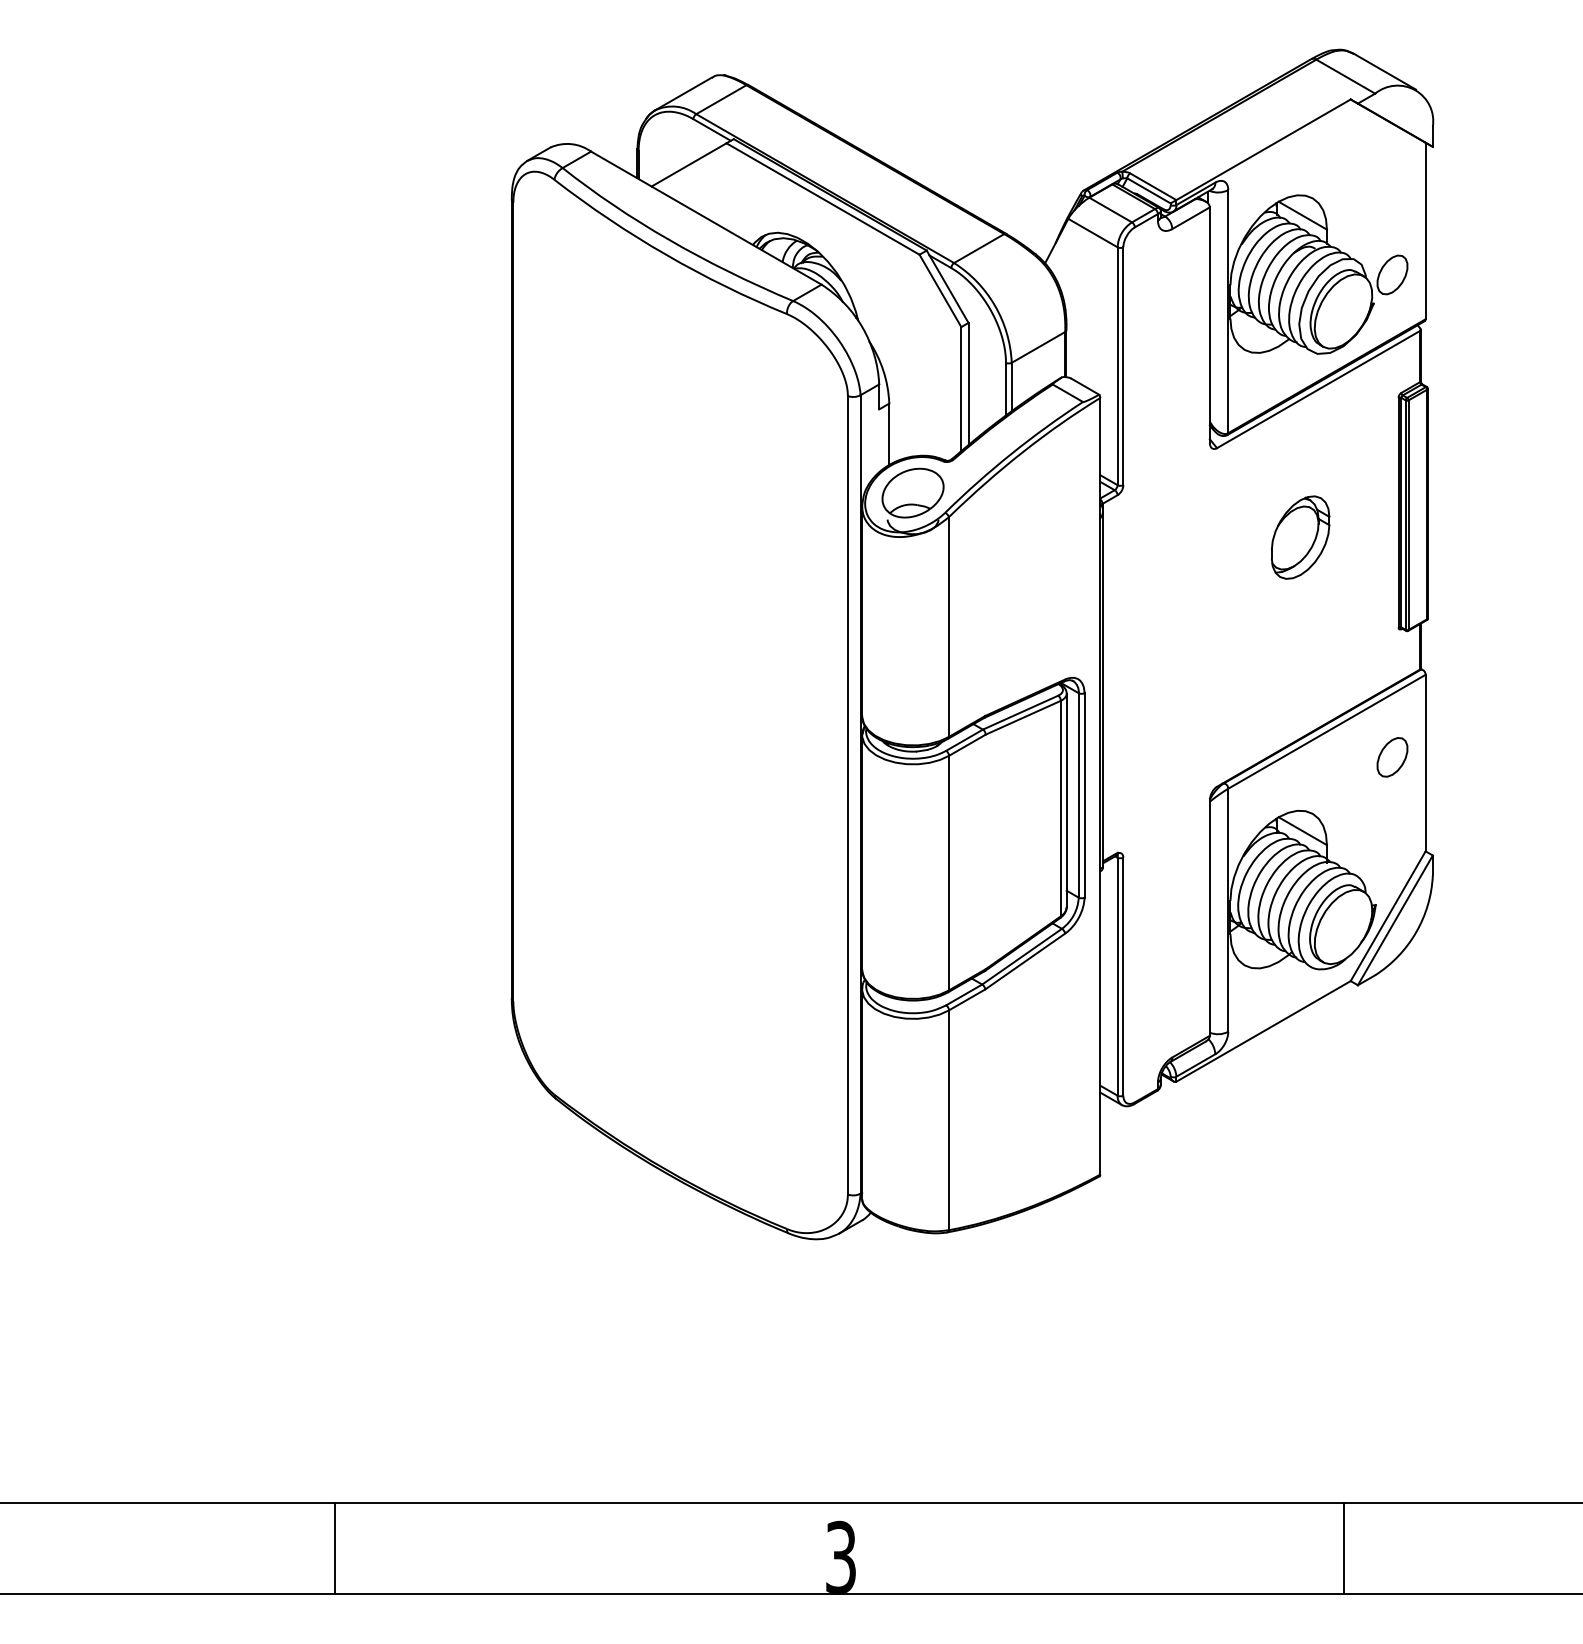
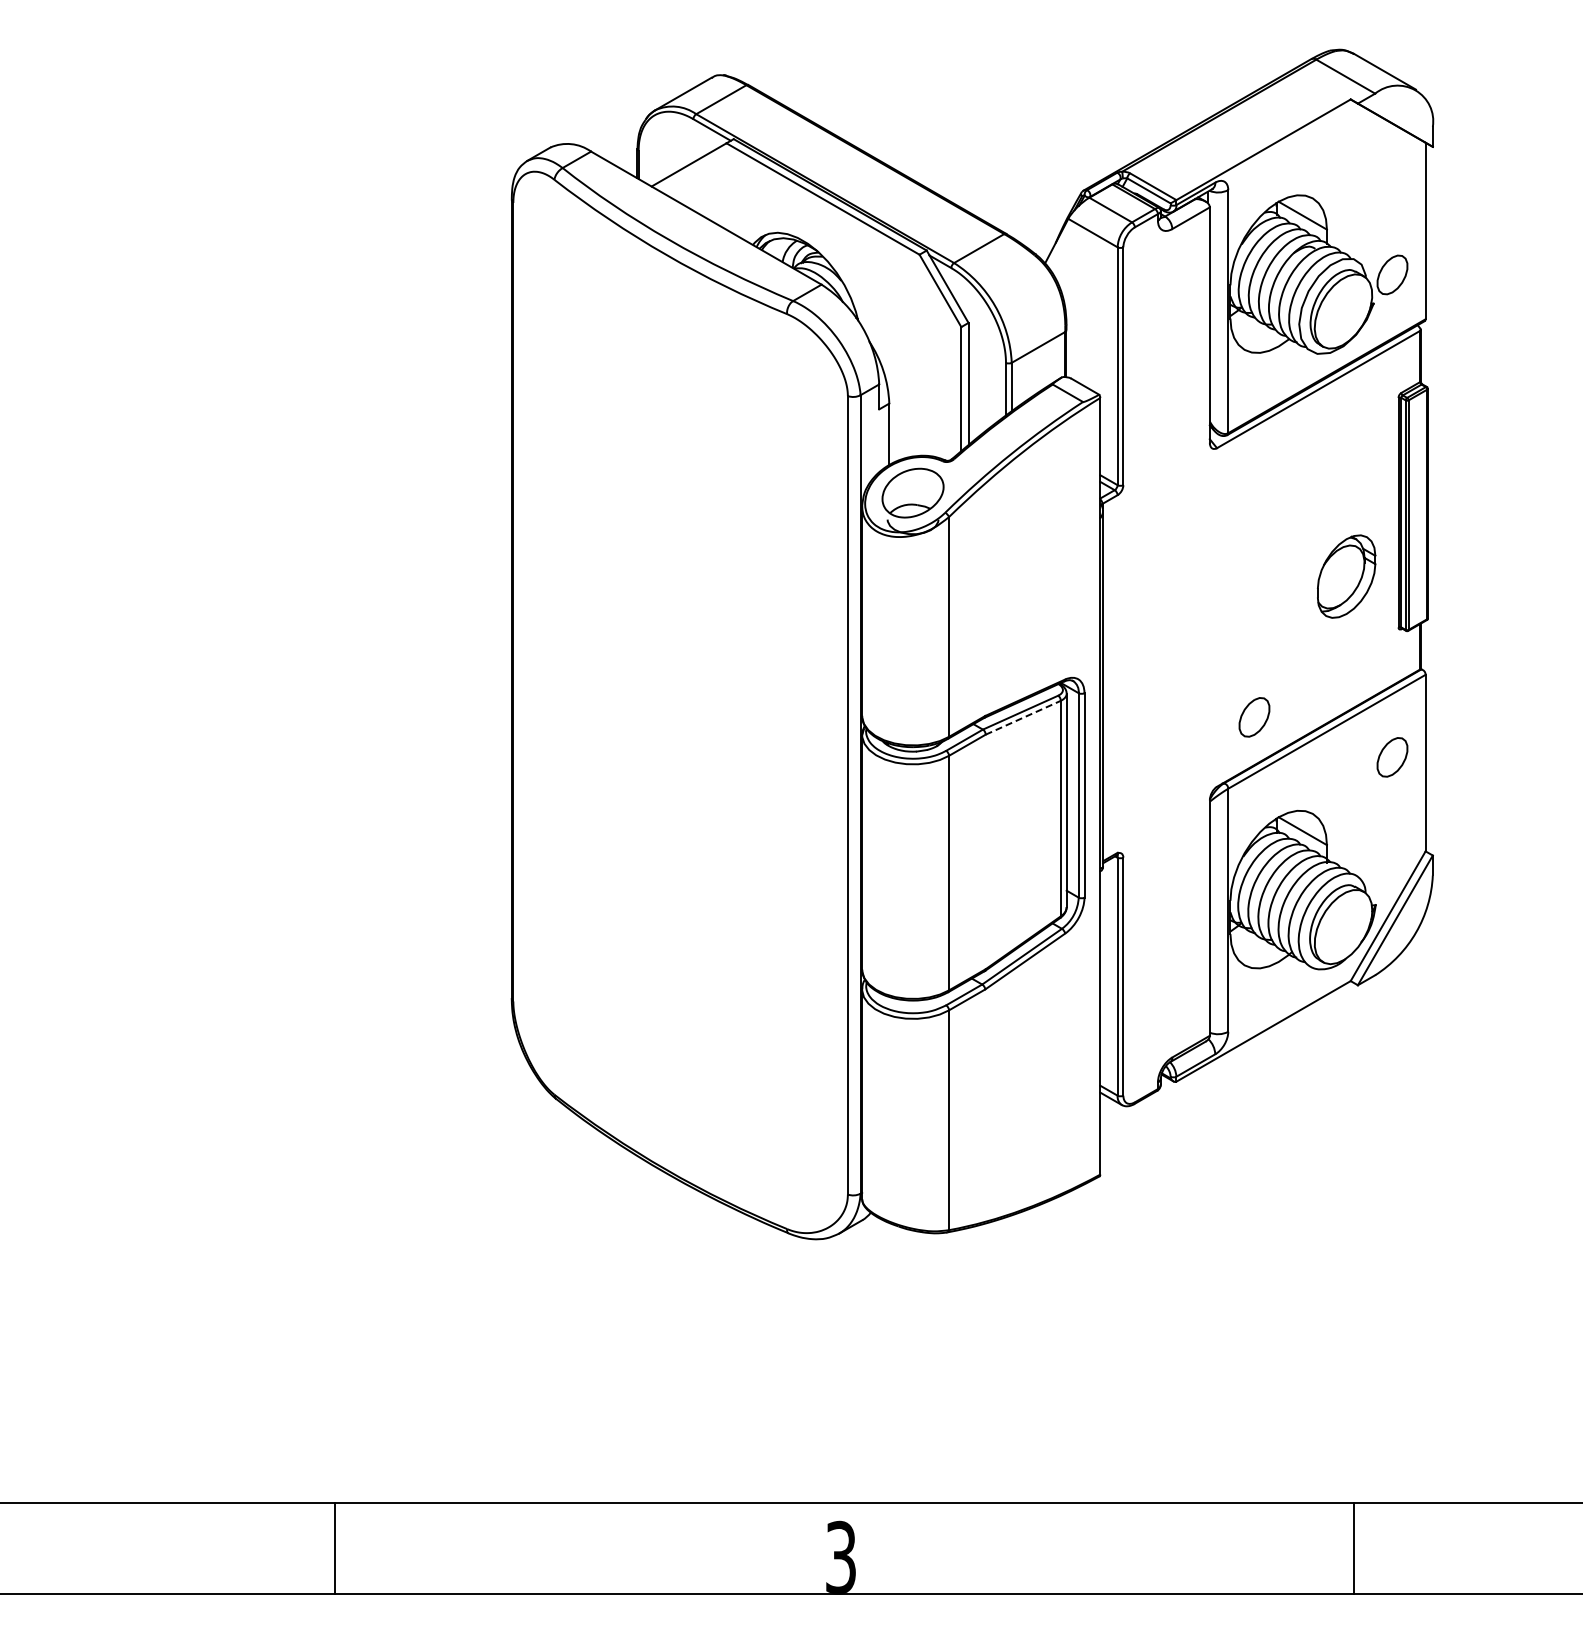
part position: (1300, 537) -> (1346, 576) (1346, 576)
line: solid -> dashed (1023, 717)
part: none -> present (1254, 717)
line position: (1343, 1548) -> (1353, 1548) (1353, 1548)
